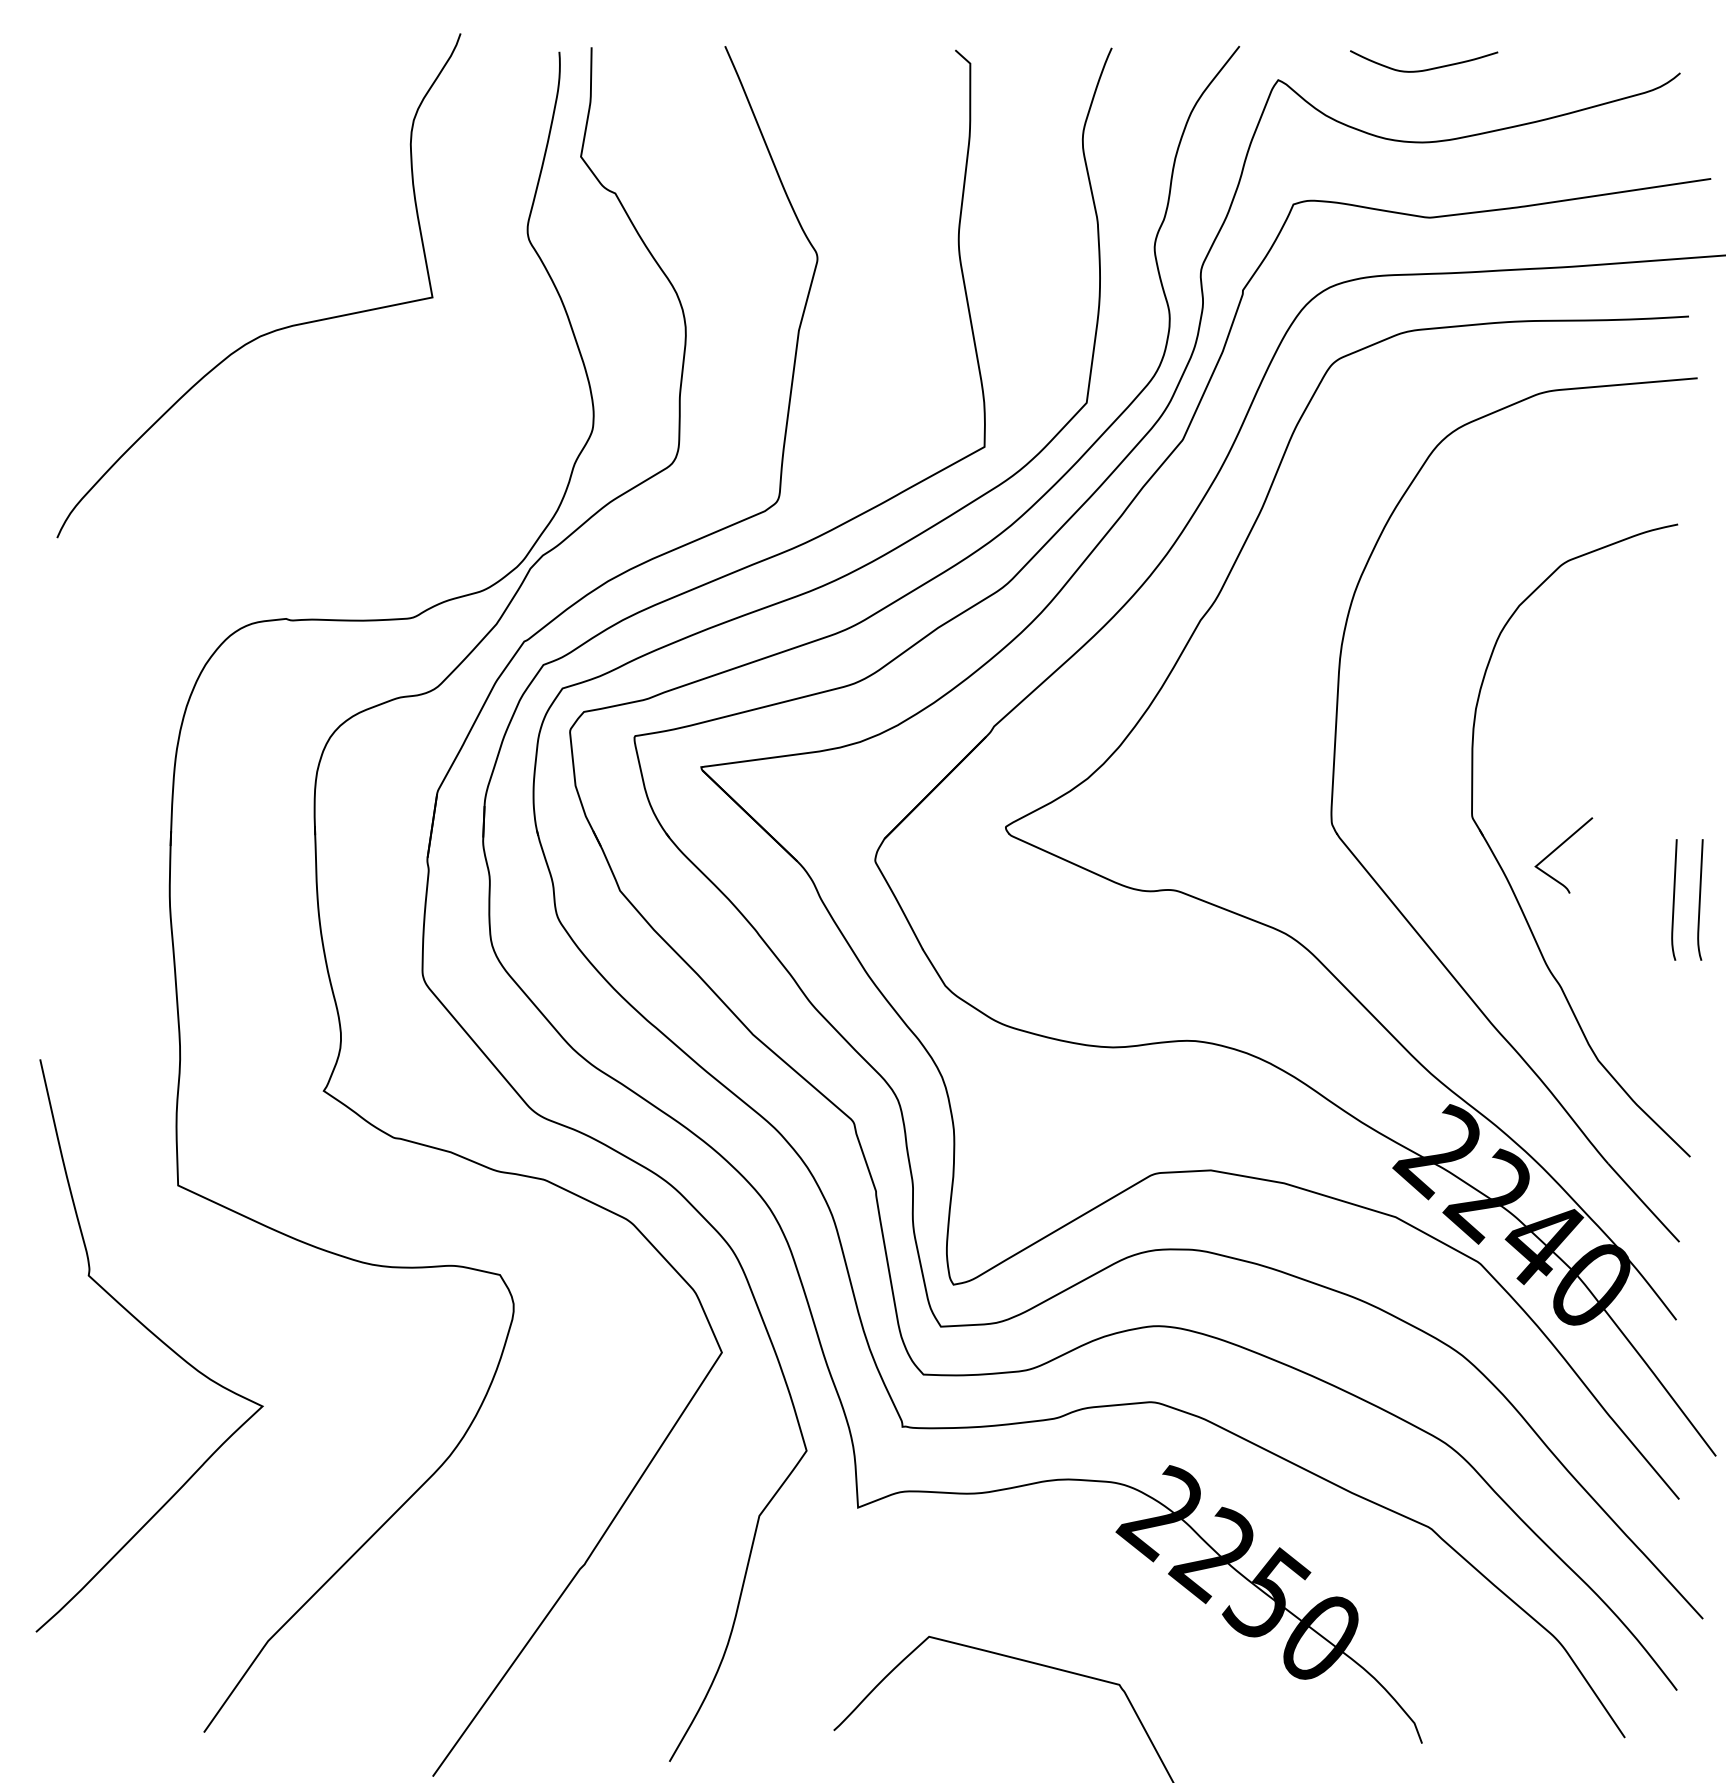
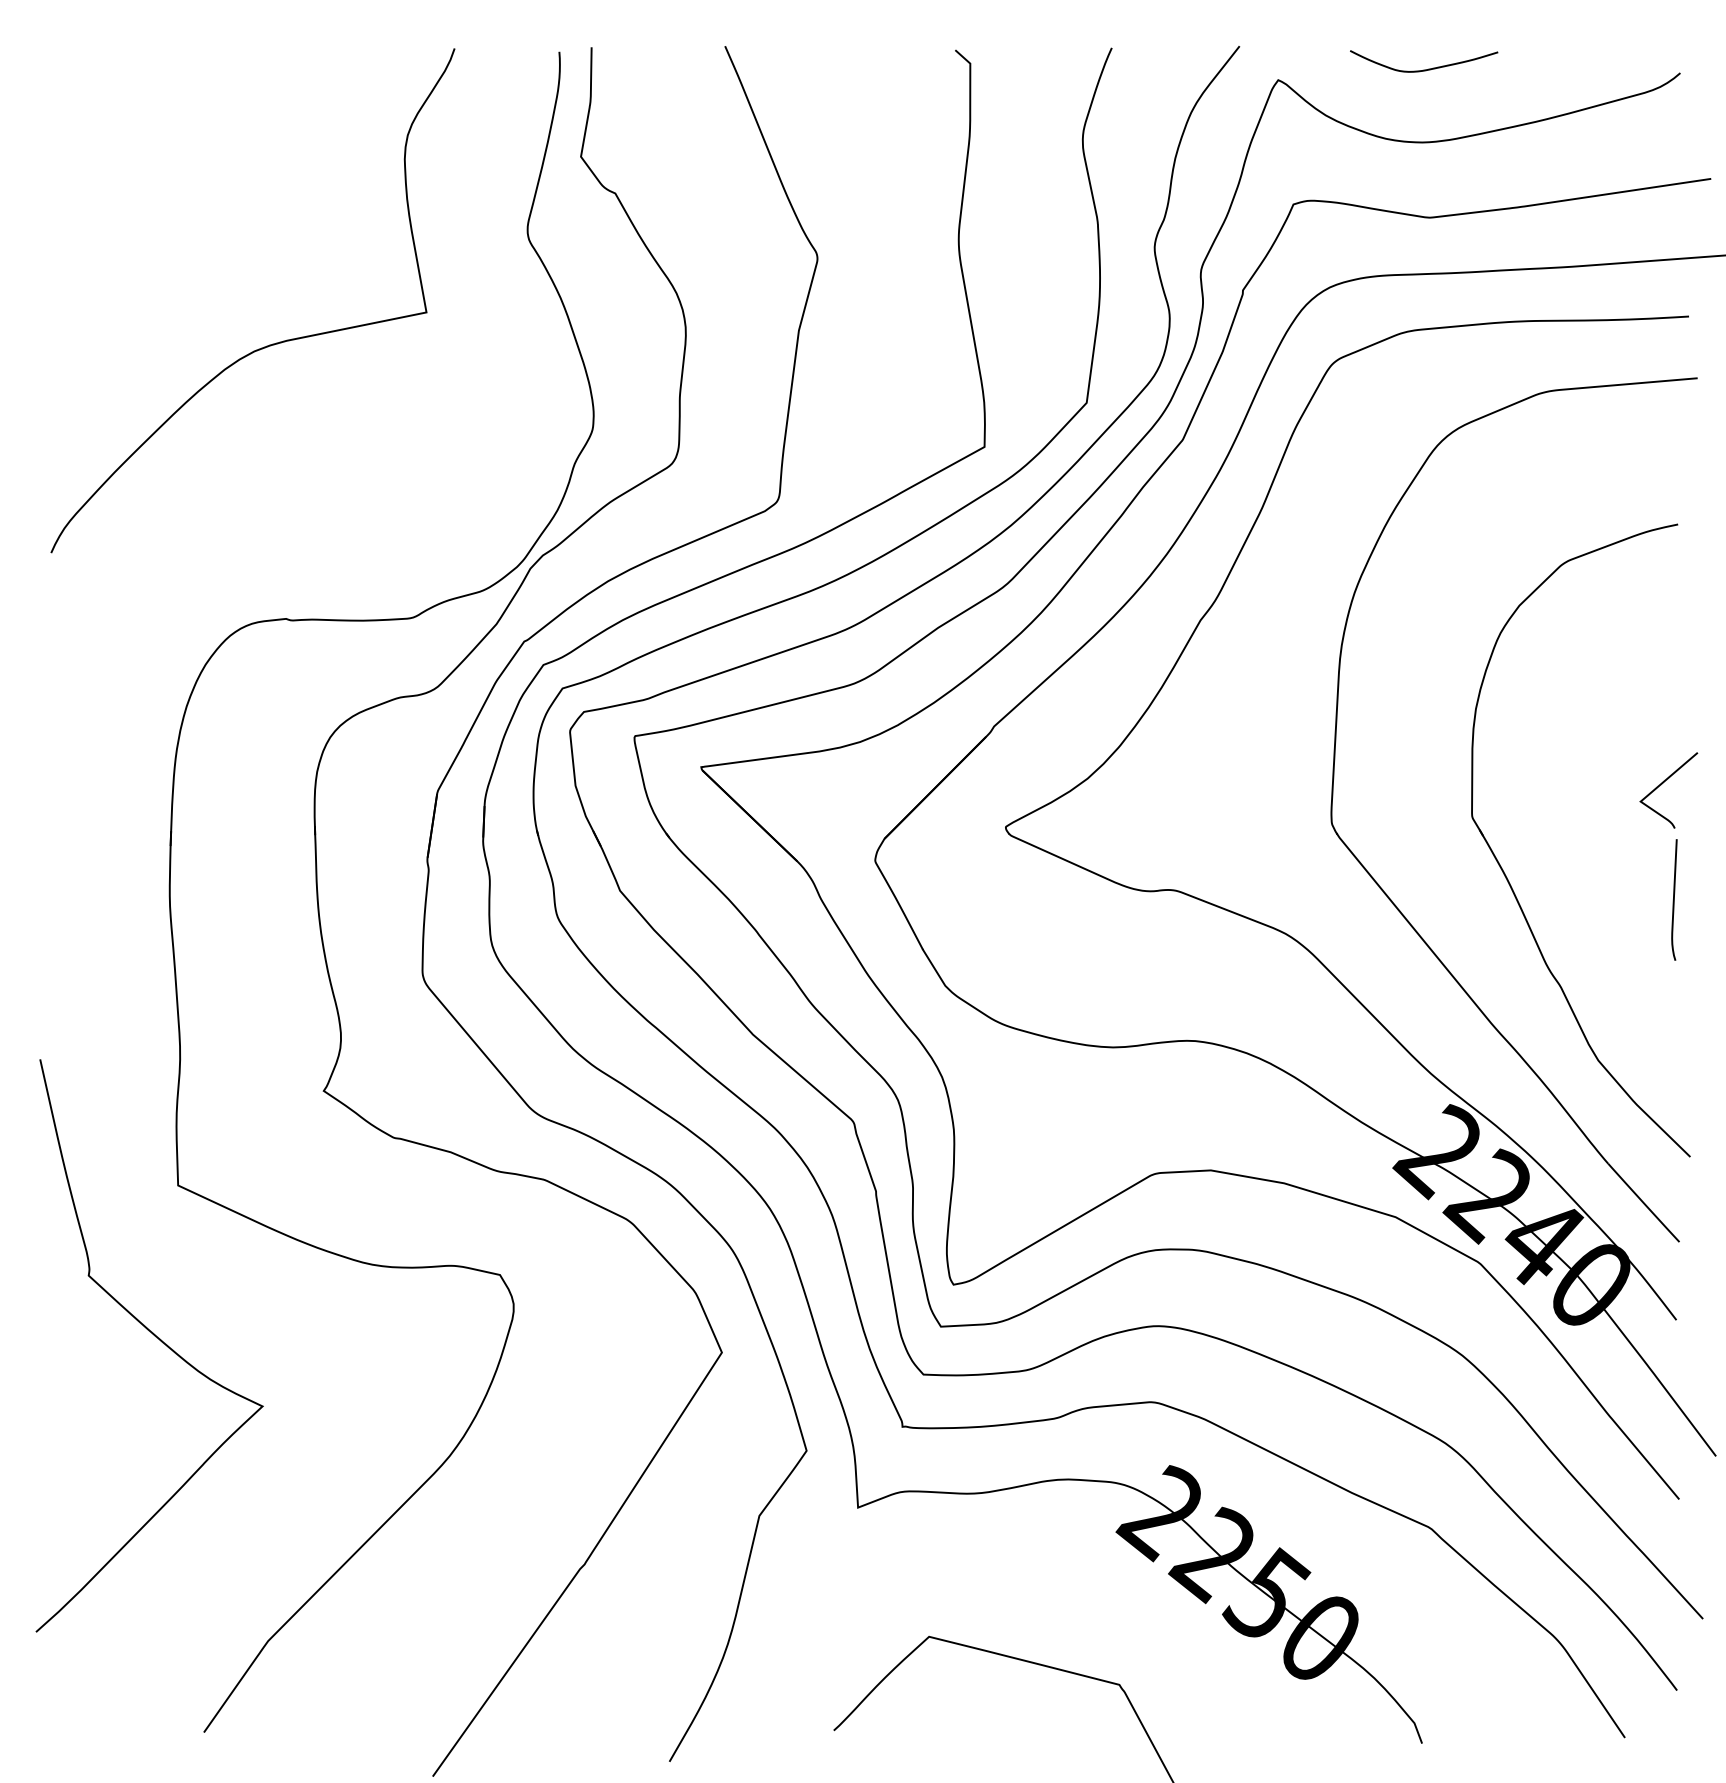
curve position: (272, 330) -> (266, 345) (266, 345)
curve position: (1557, 849) -> (1662, 784) (1662, 784)
curve: present -> none (1700, 899)
